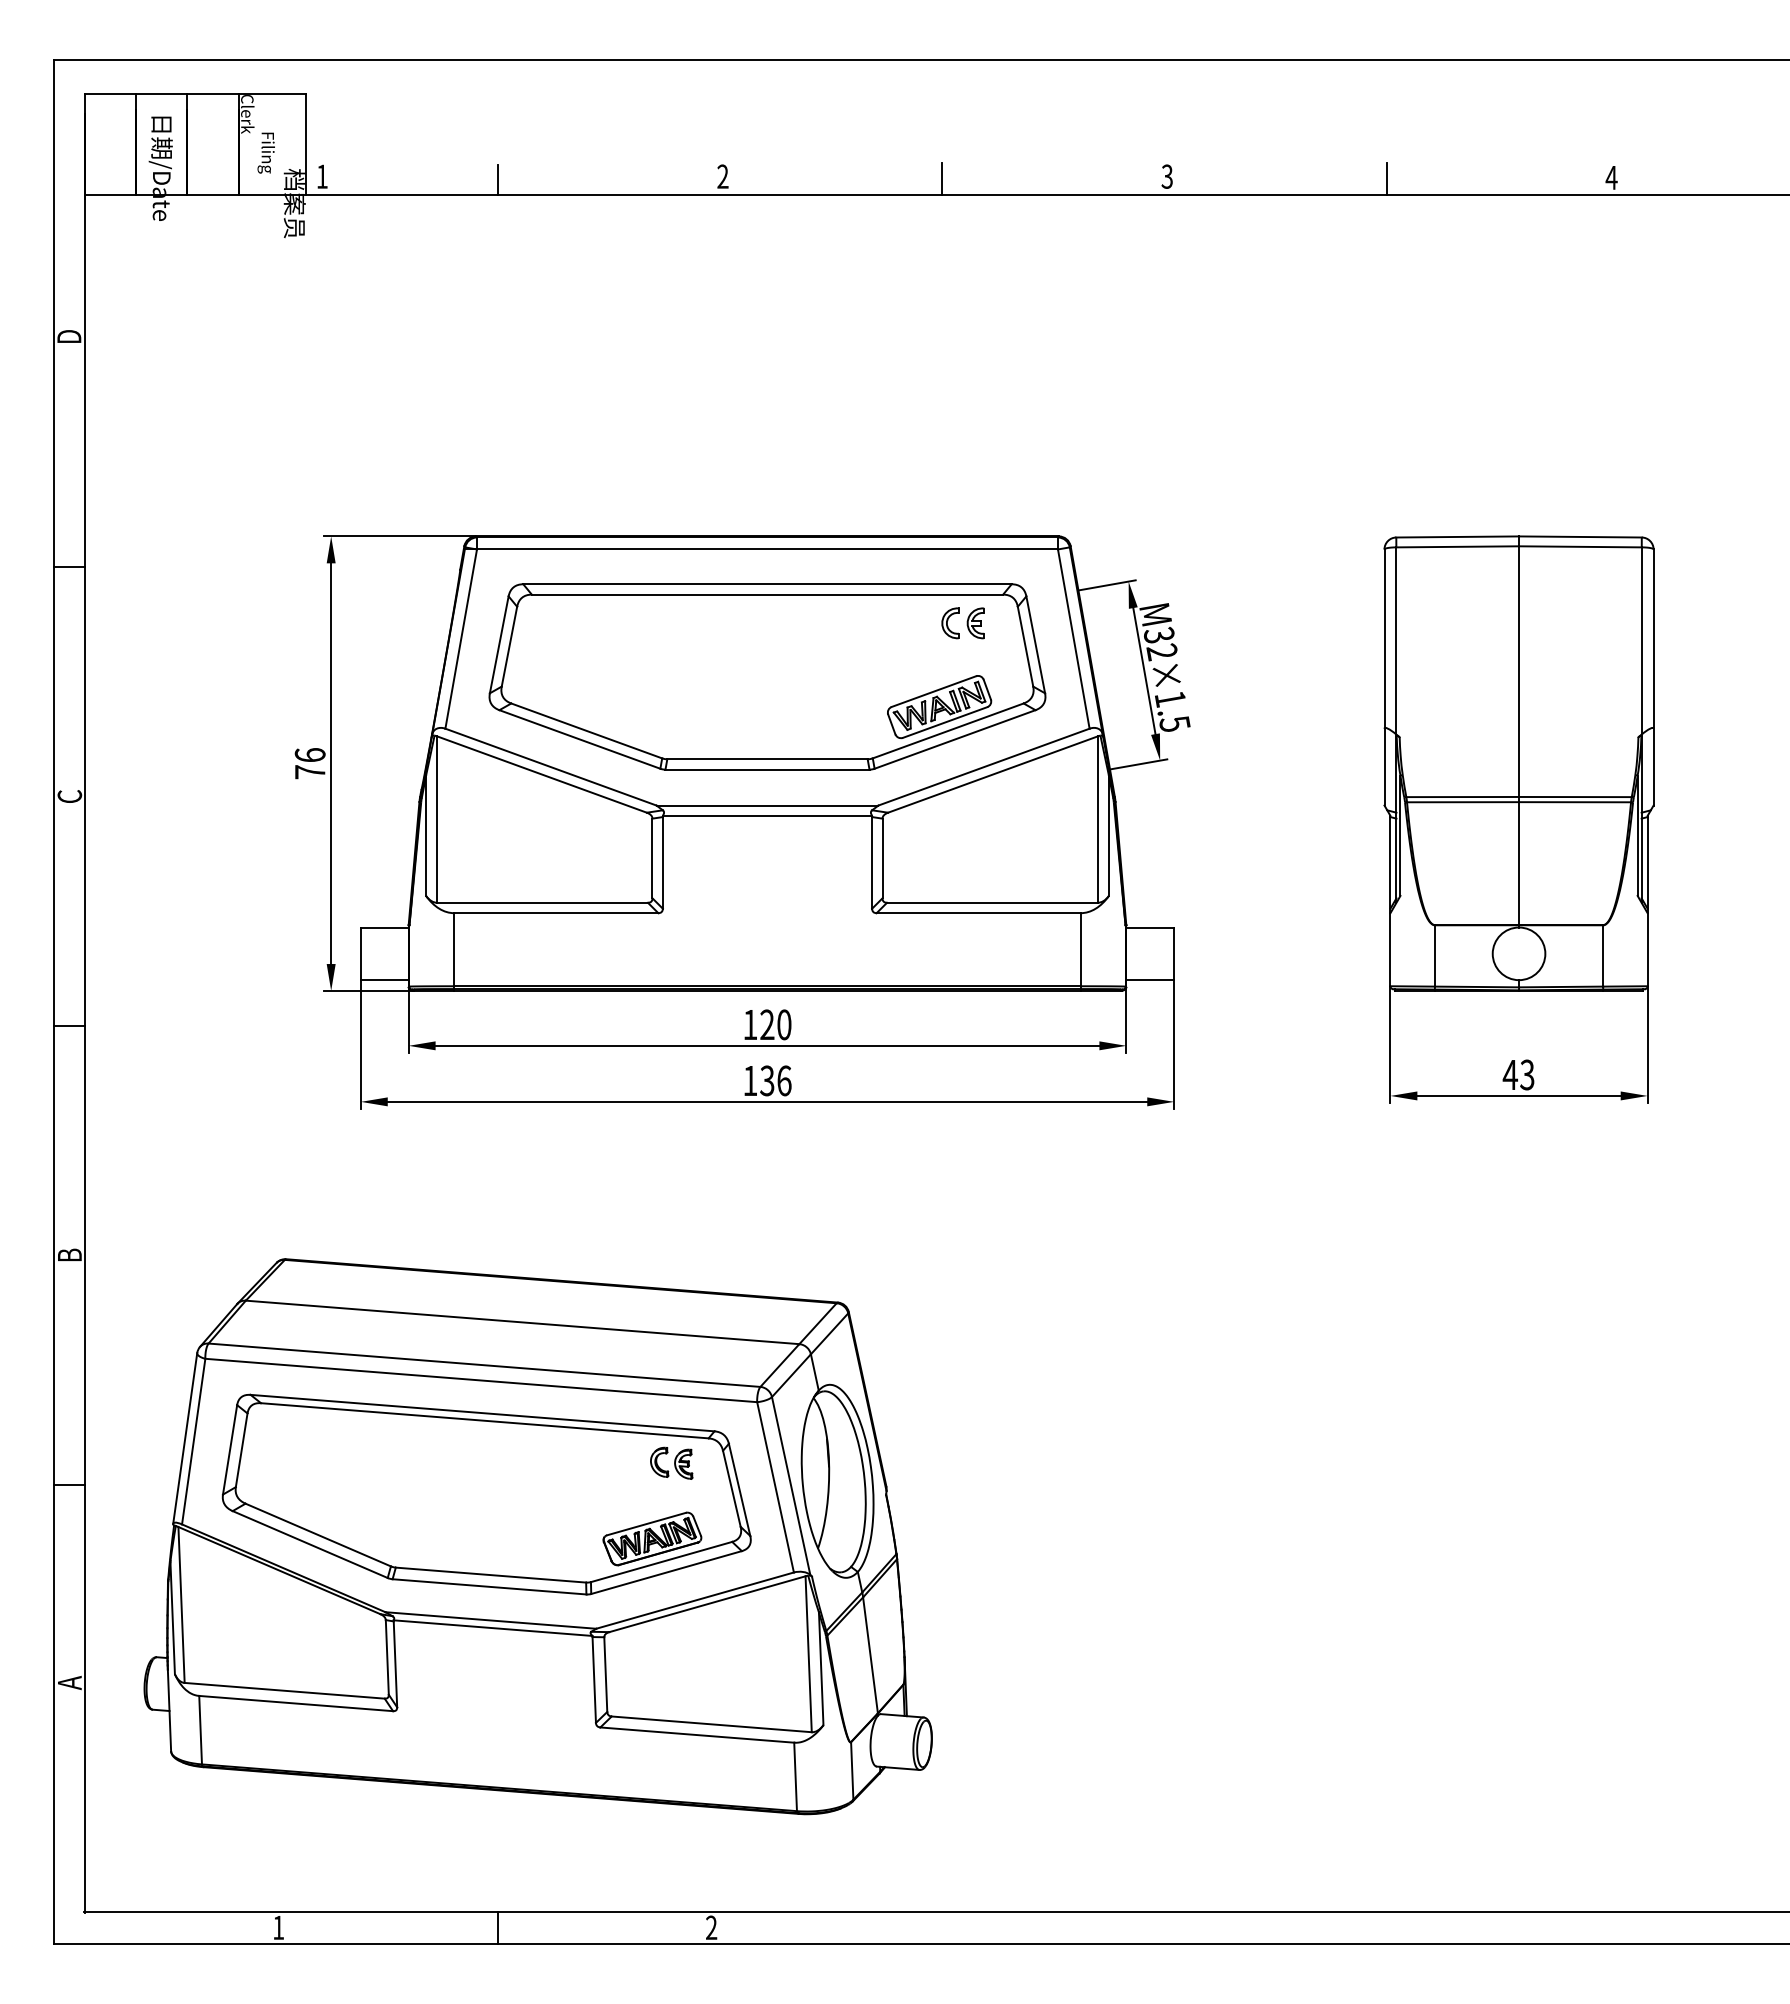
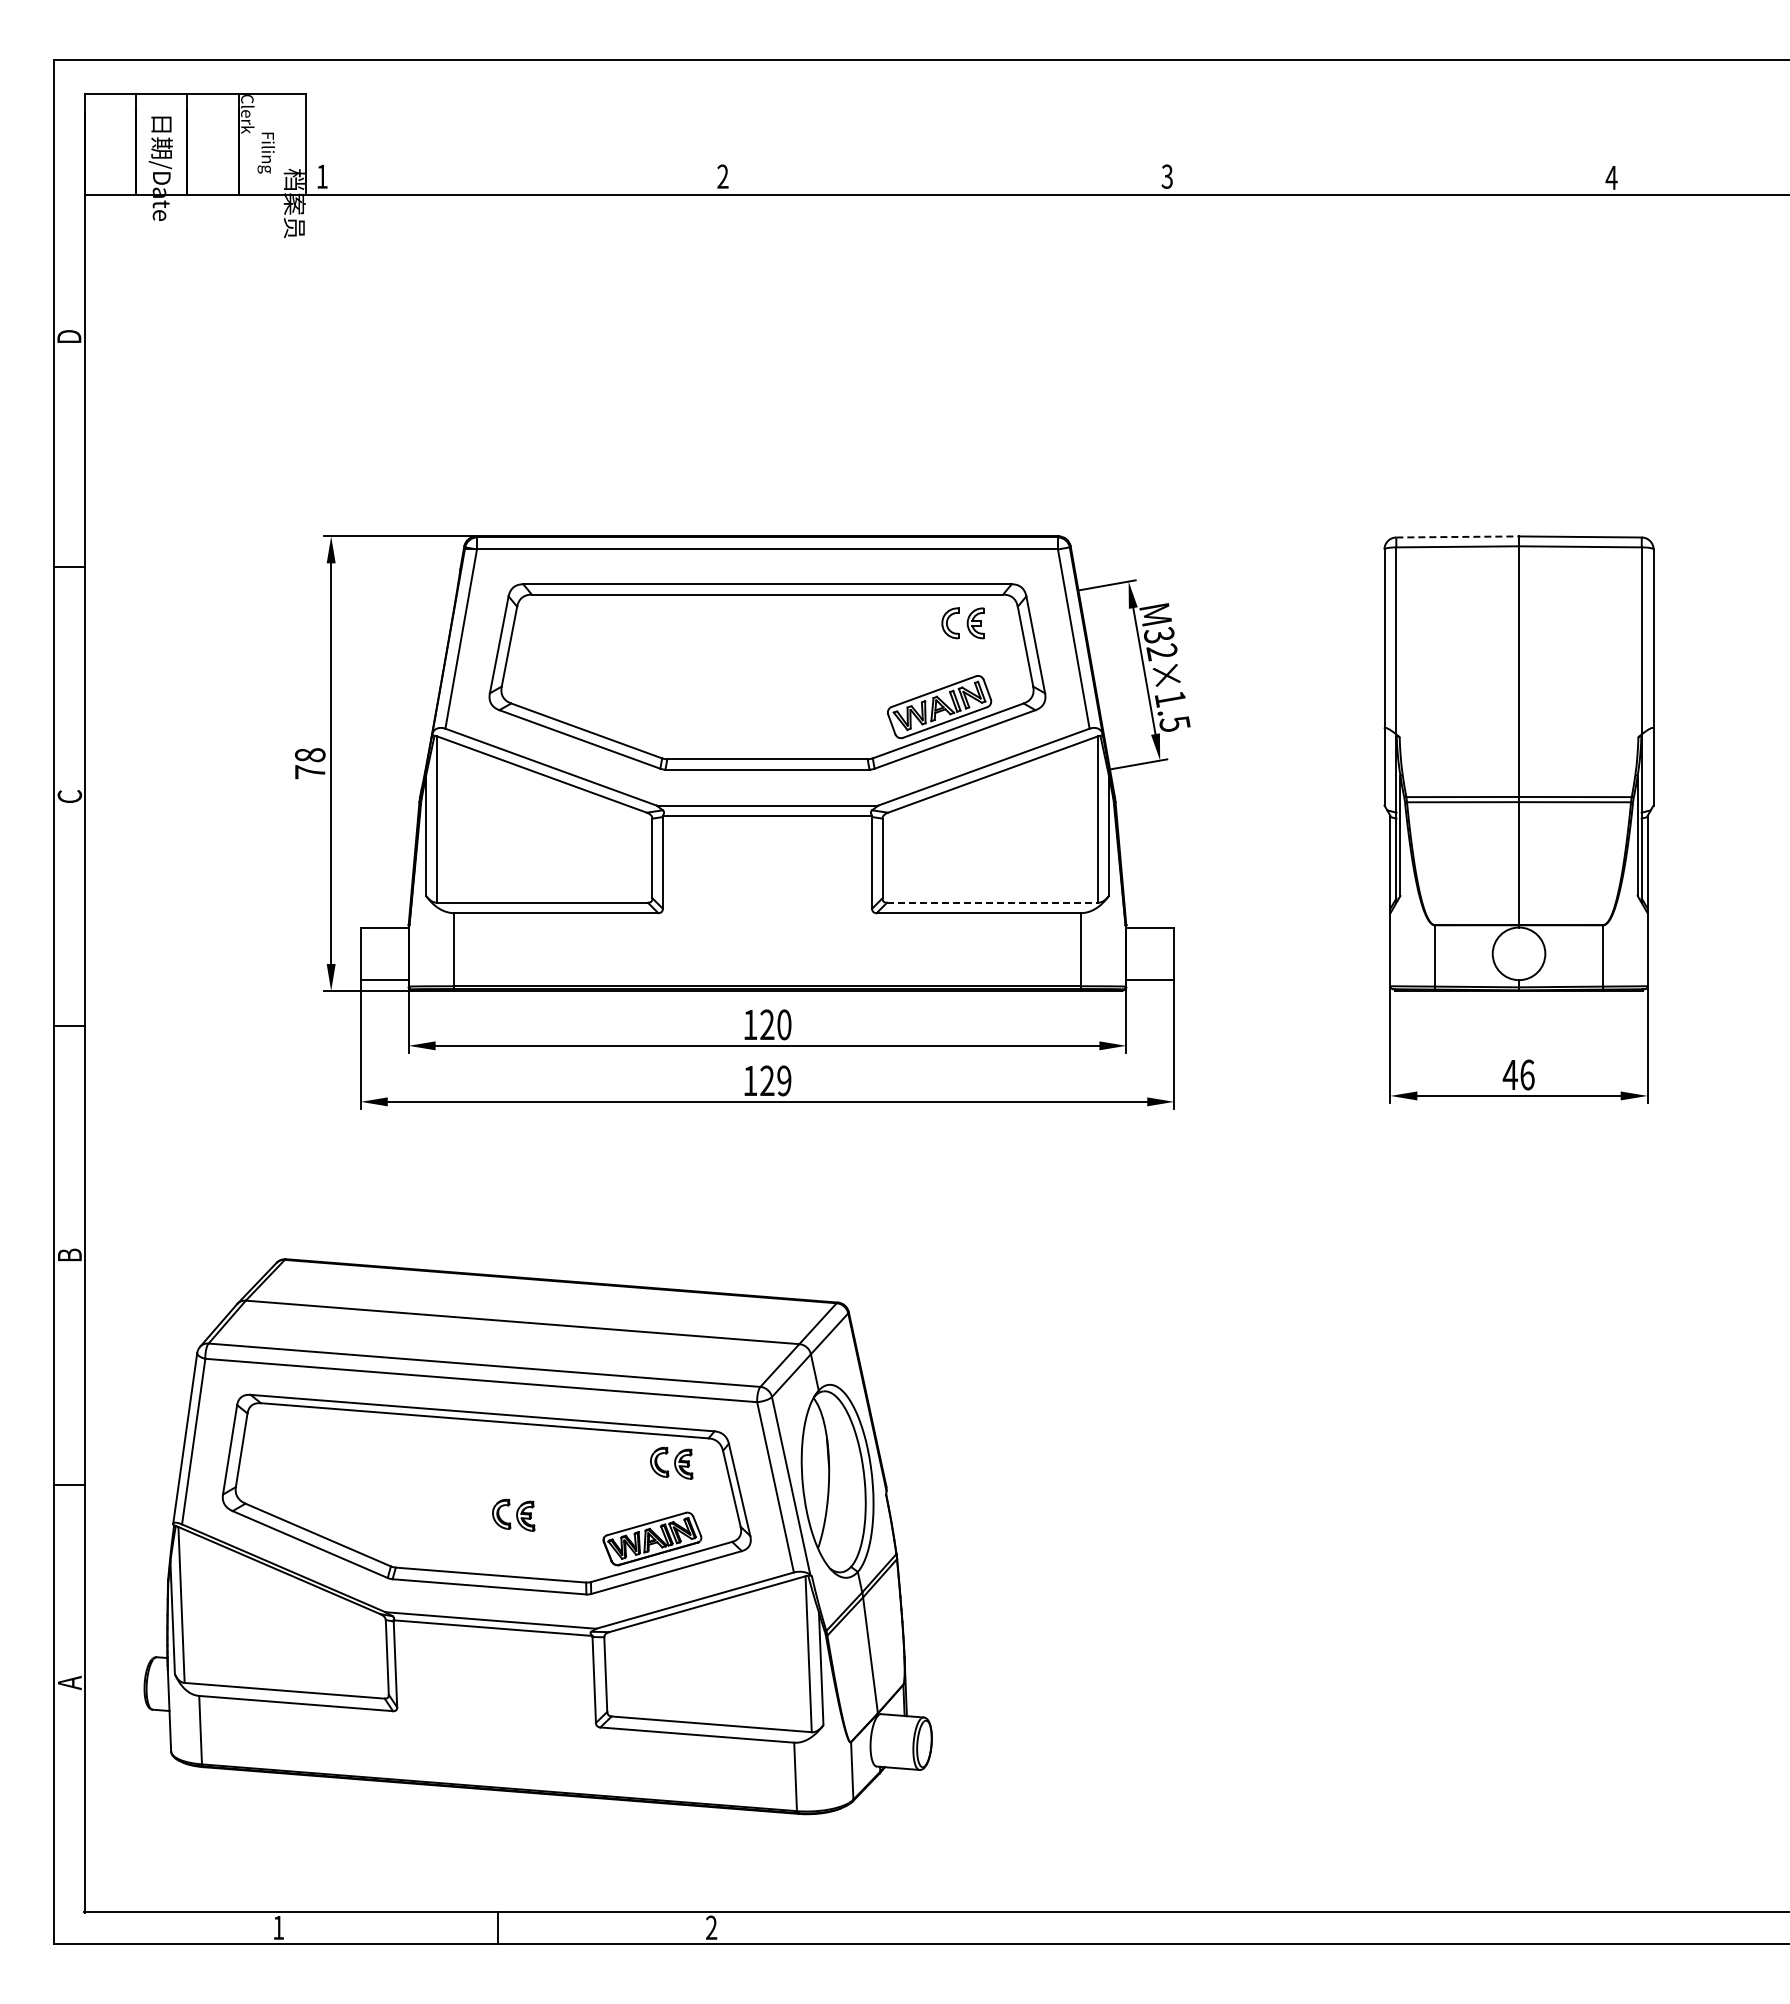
line: present -> none (942, 178)
line: present -> none (1386, 178)
line: present -> none (497, 179)
line: solid -> dashed (1458, 536)
text: 76 -> 78 (309, 755)
line: solid -> dashed (992, 902)
text: 43 -> 46 (1527, 1074)
text: 136 -> 129 (775, 1080)
part: none -> present (513, 1514)
